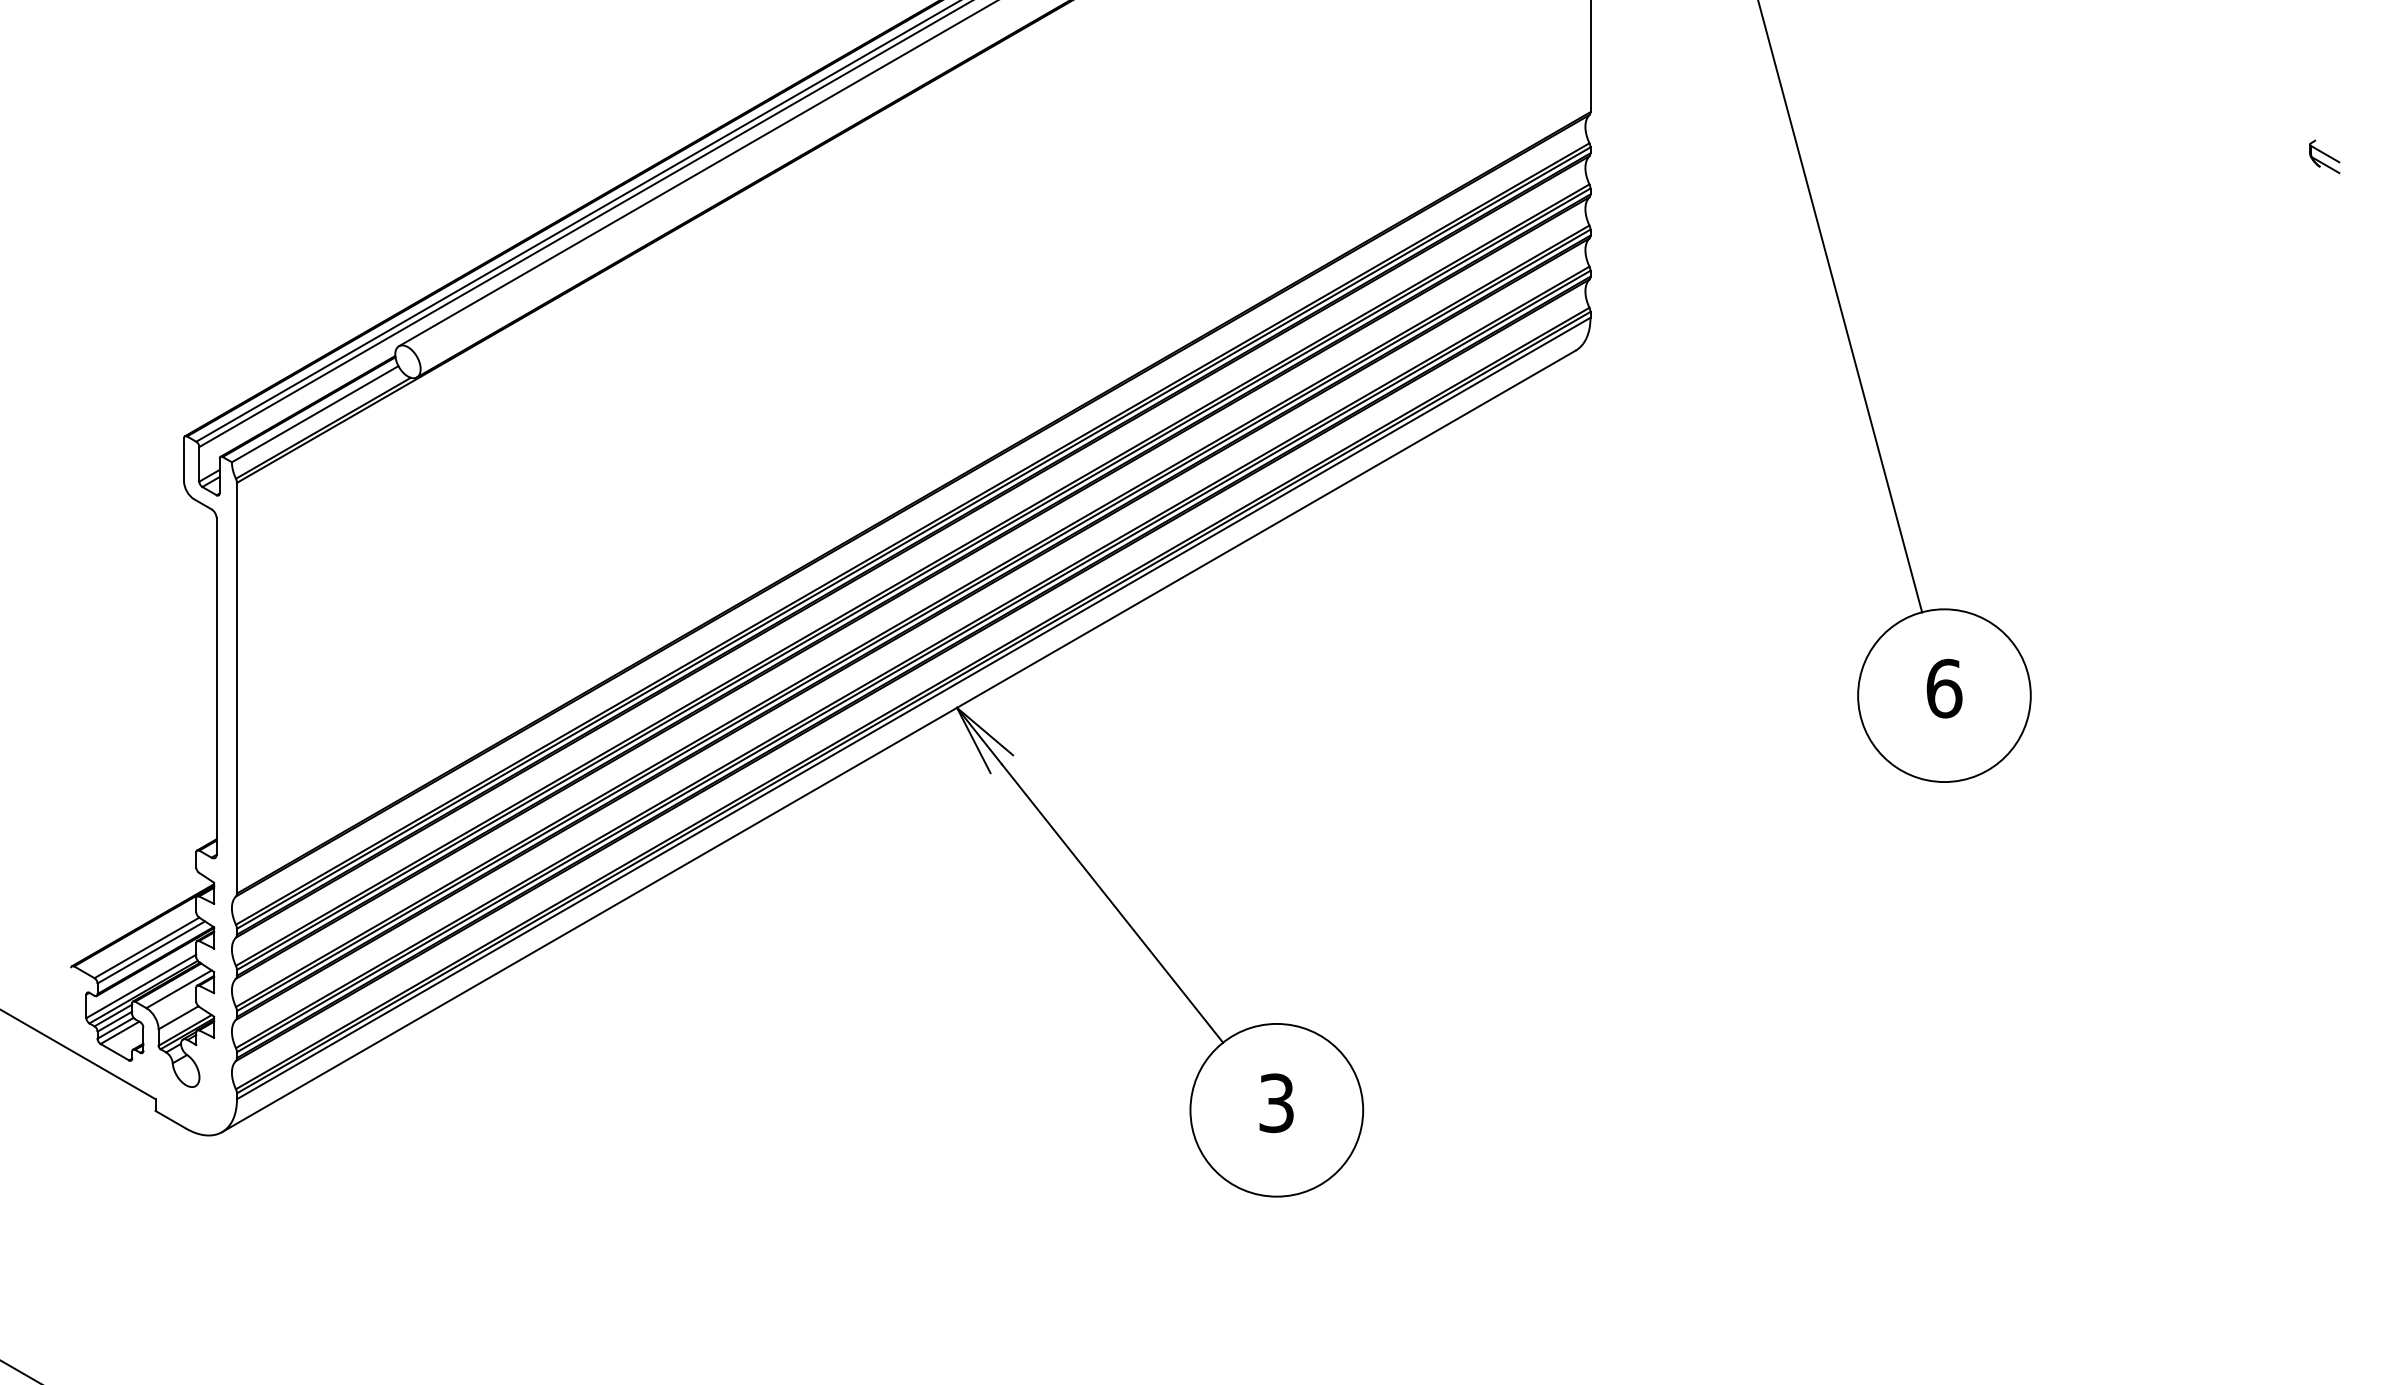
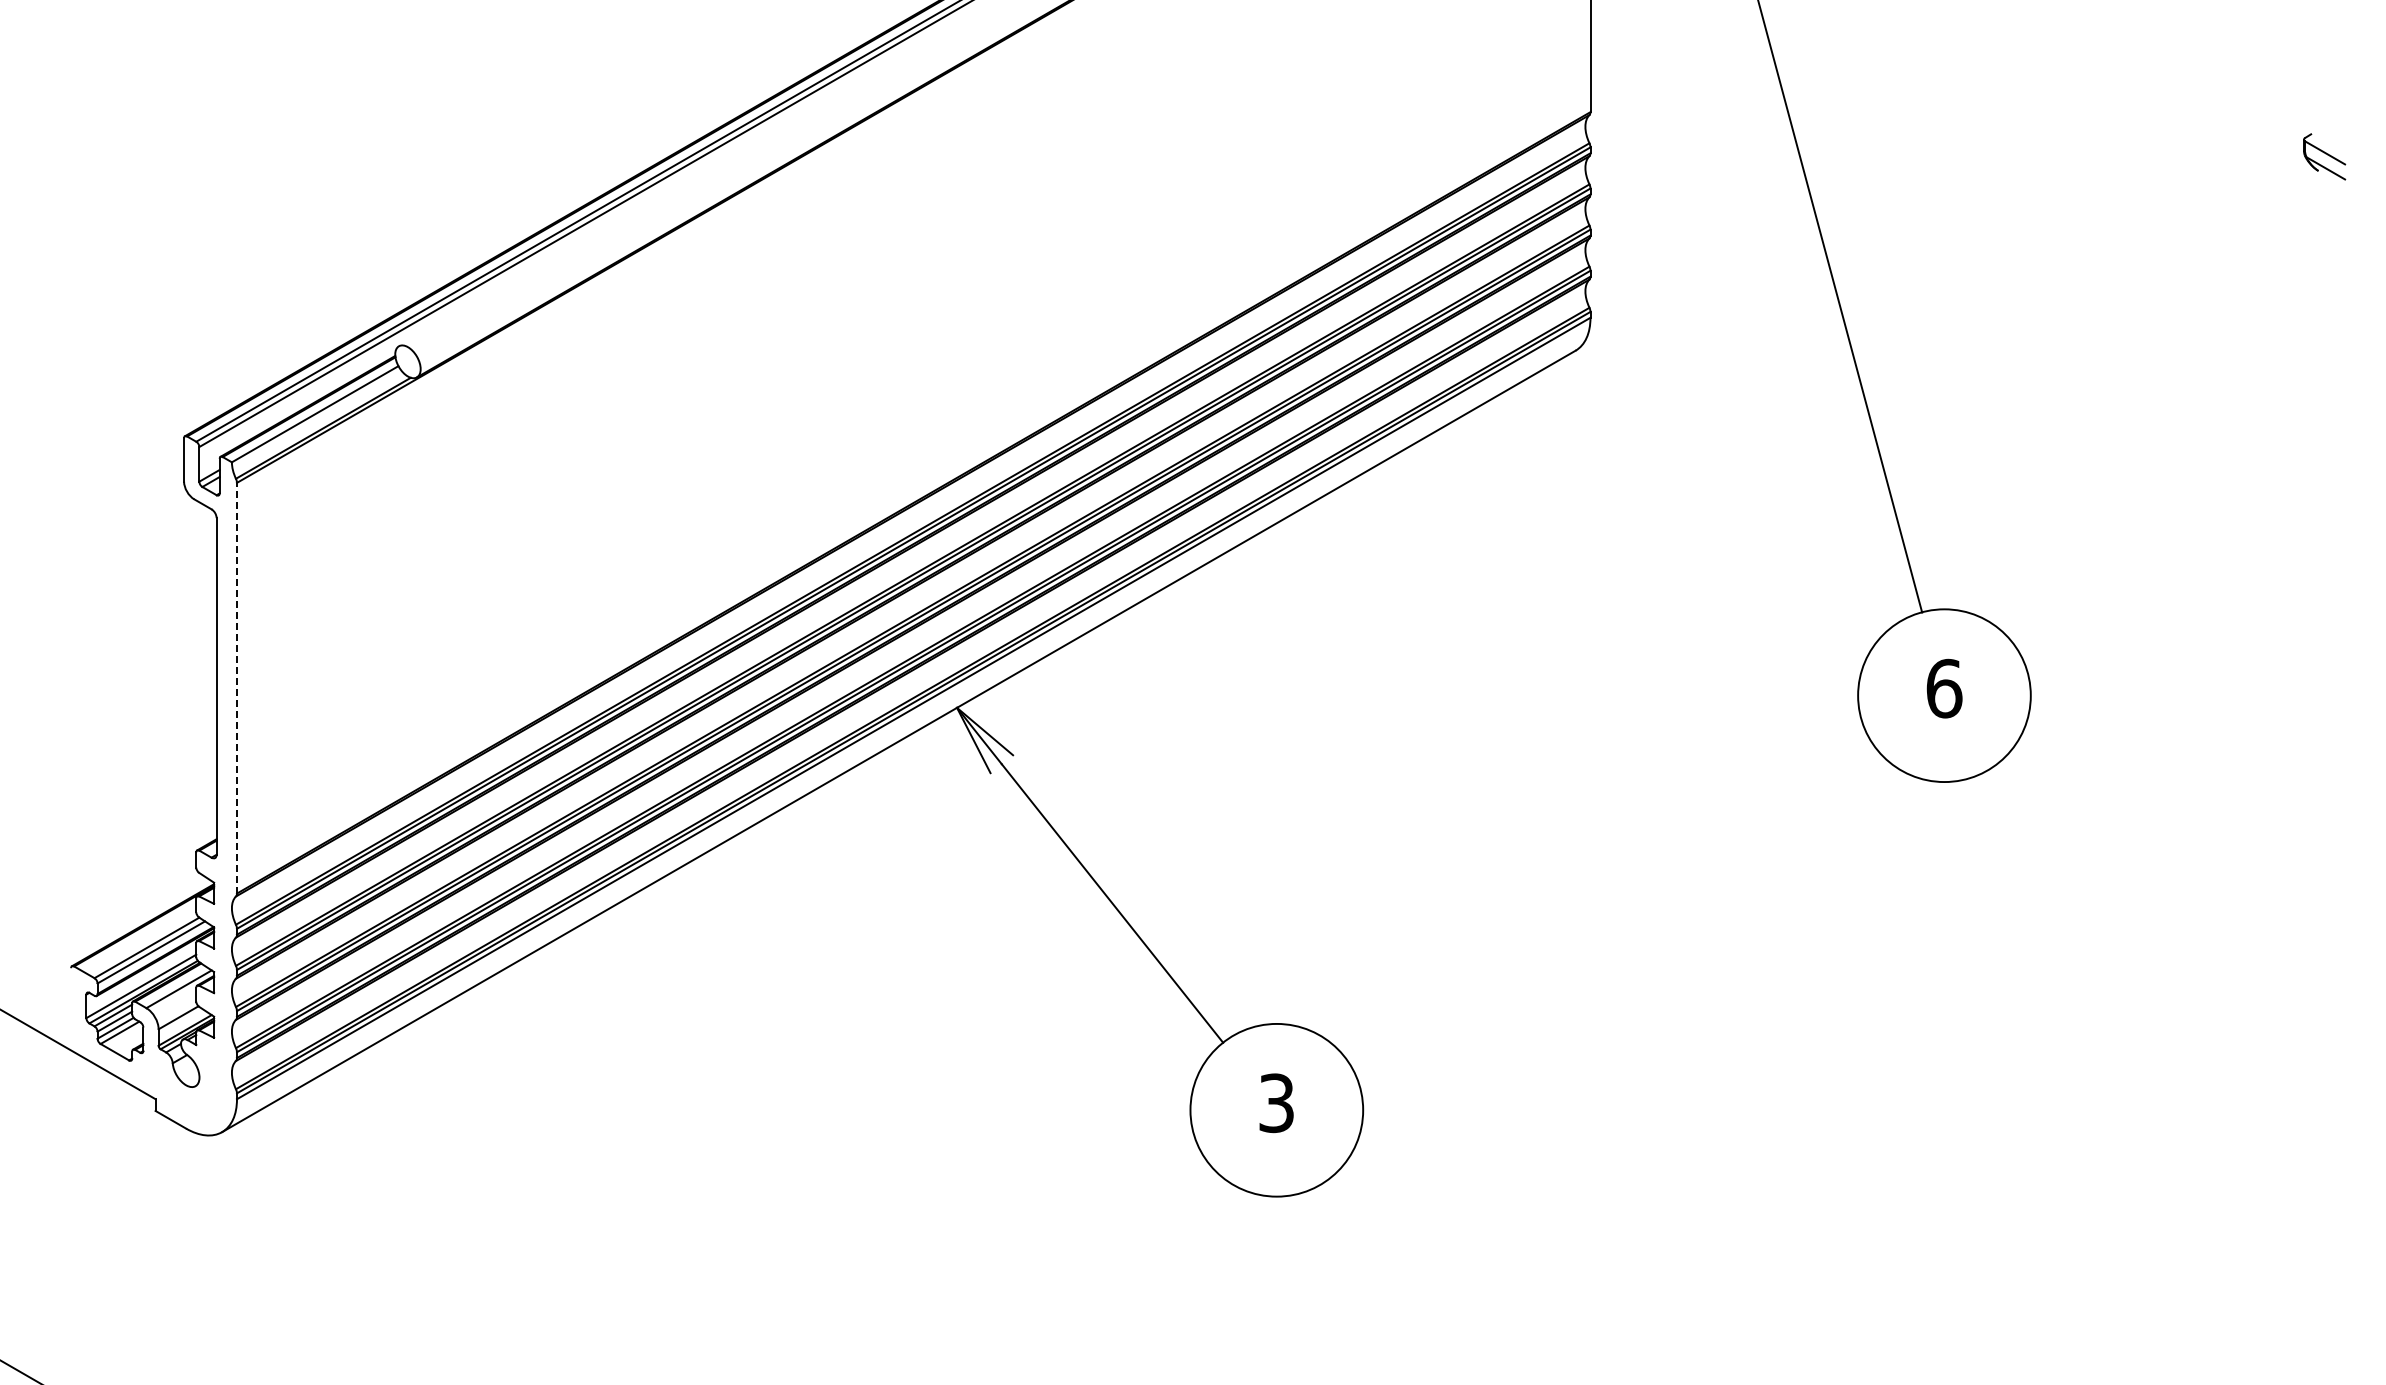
part size: 32x36 px -> 44x48 px (2324, 156)
line: present -> none (696, 174)
line: solid -> dashed (237, 687)
